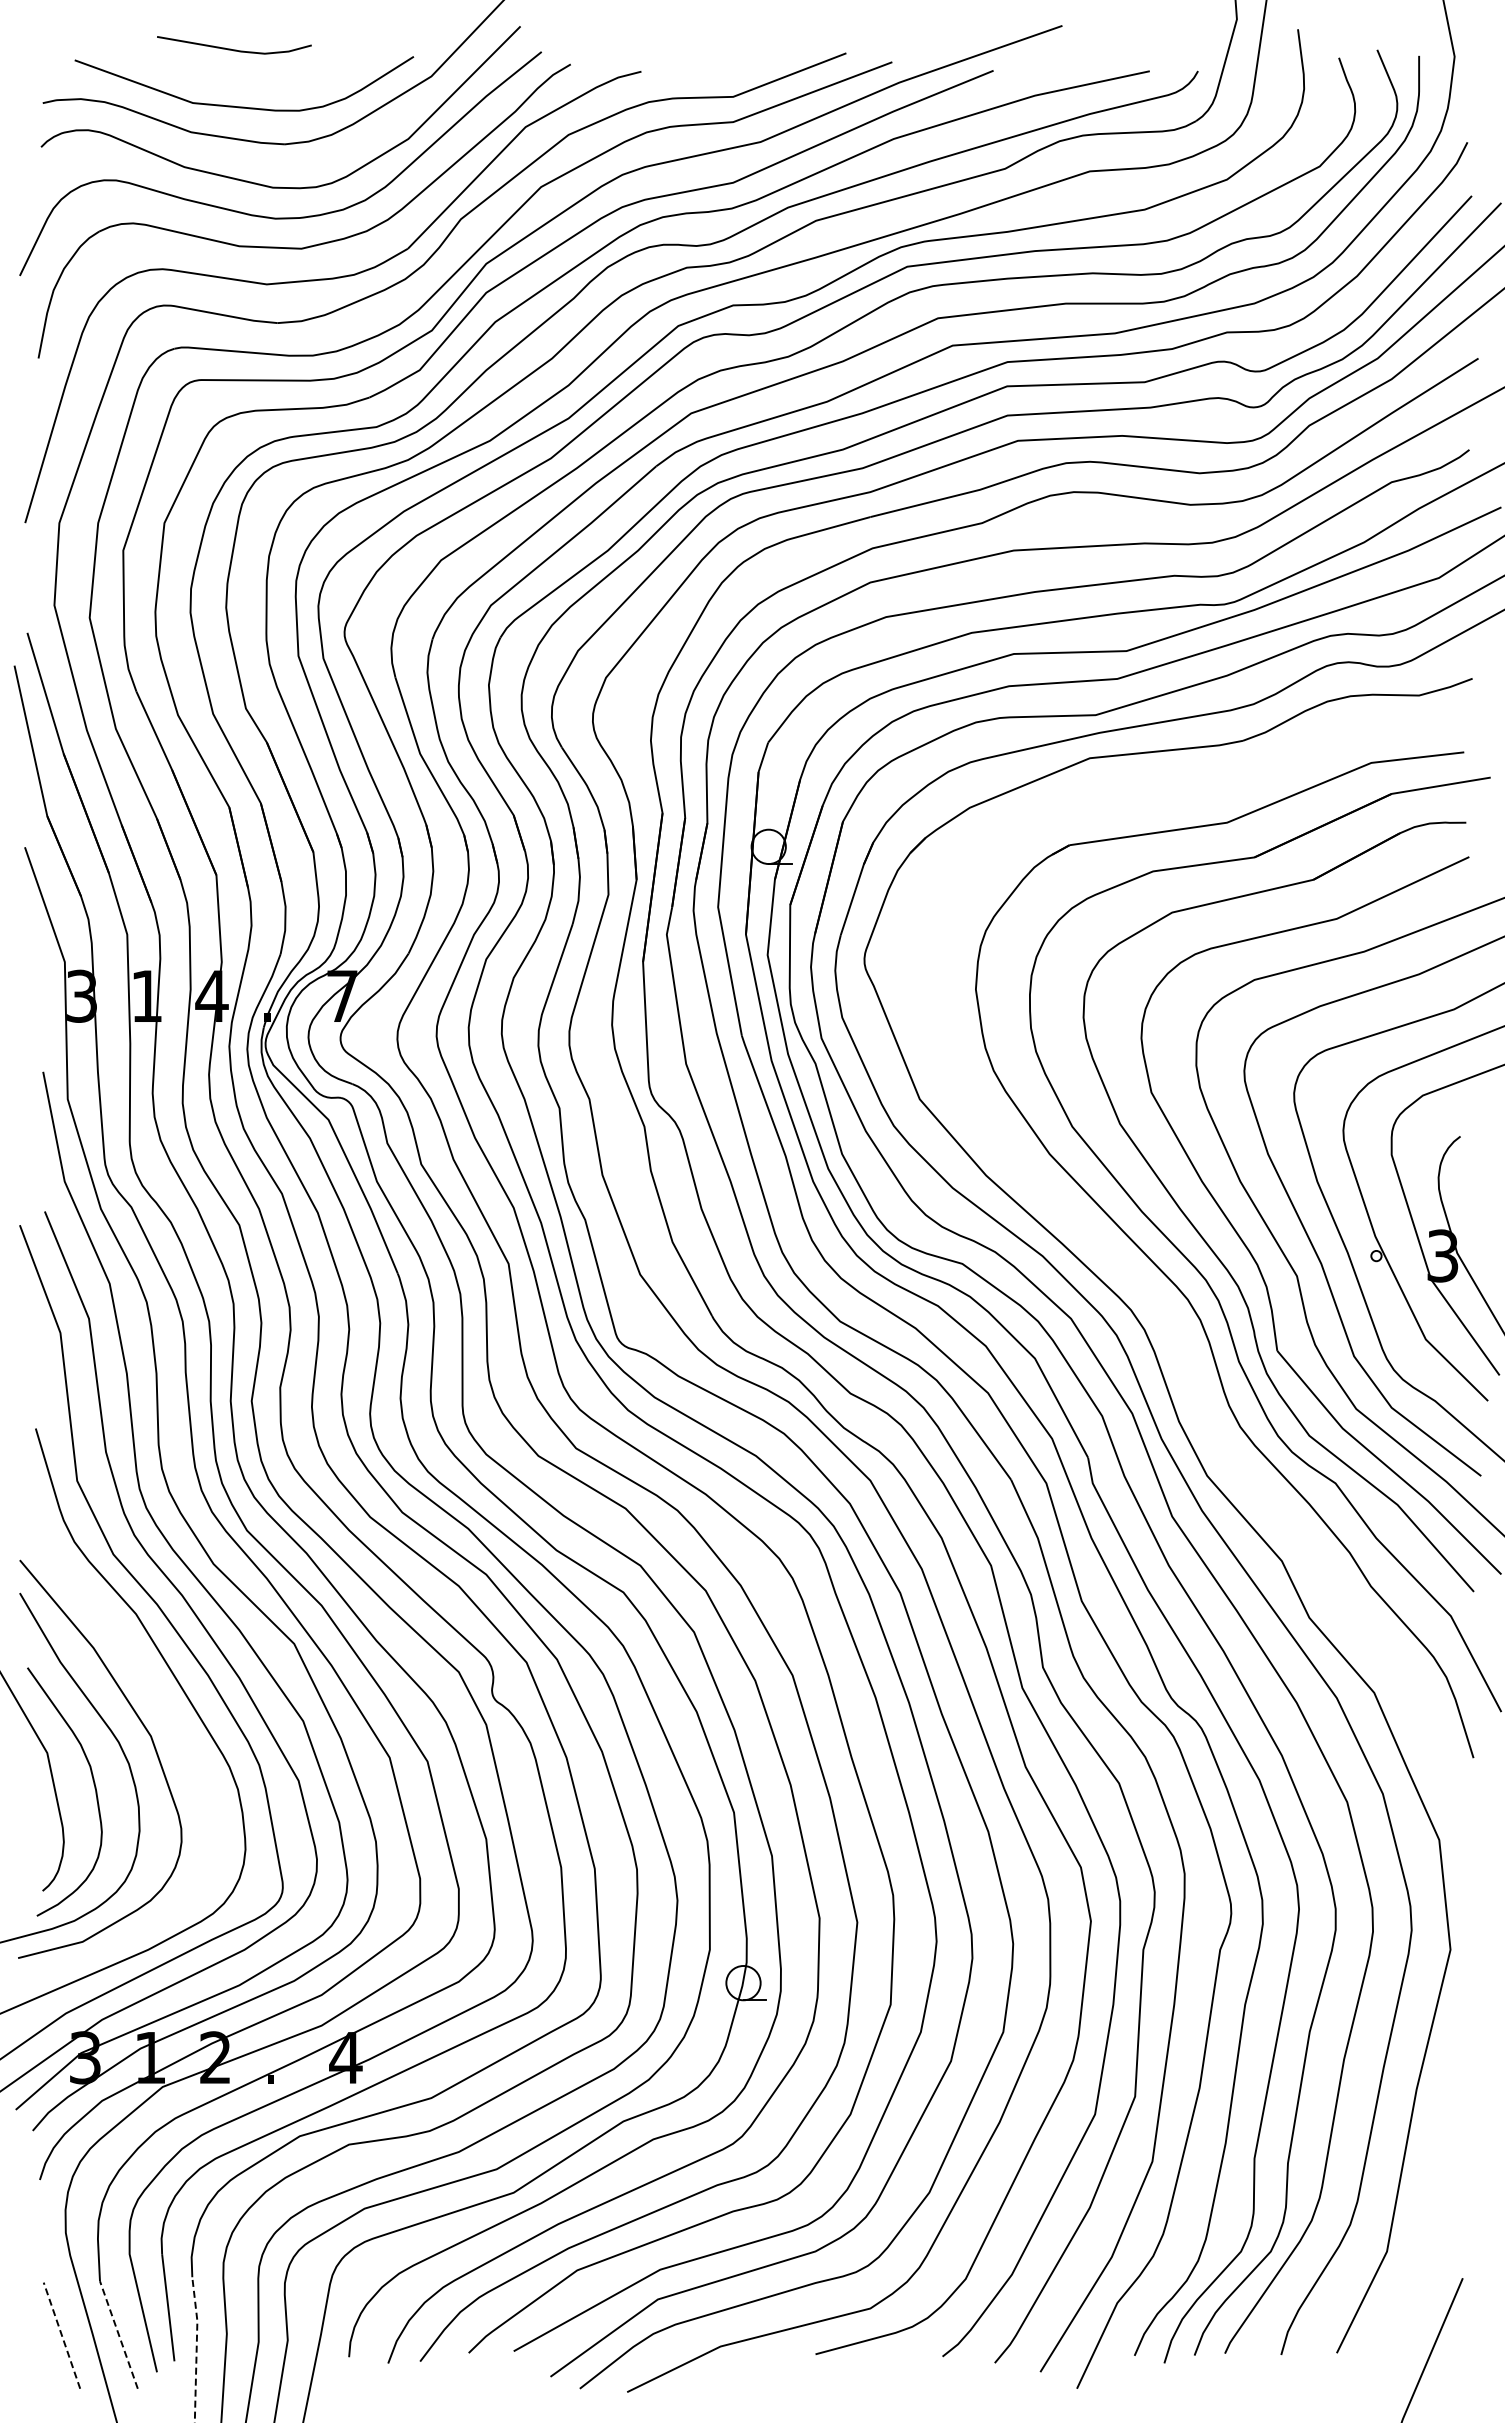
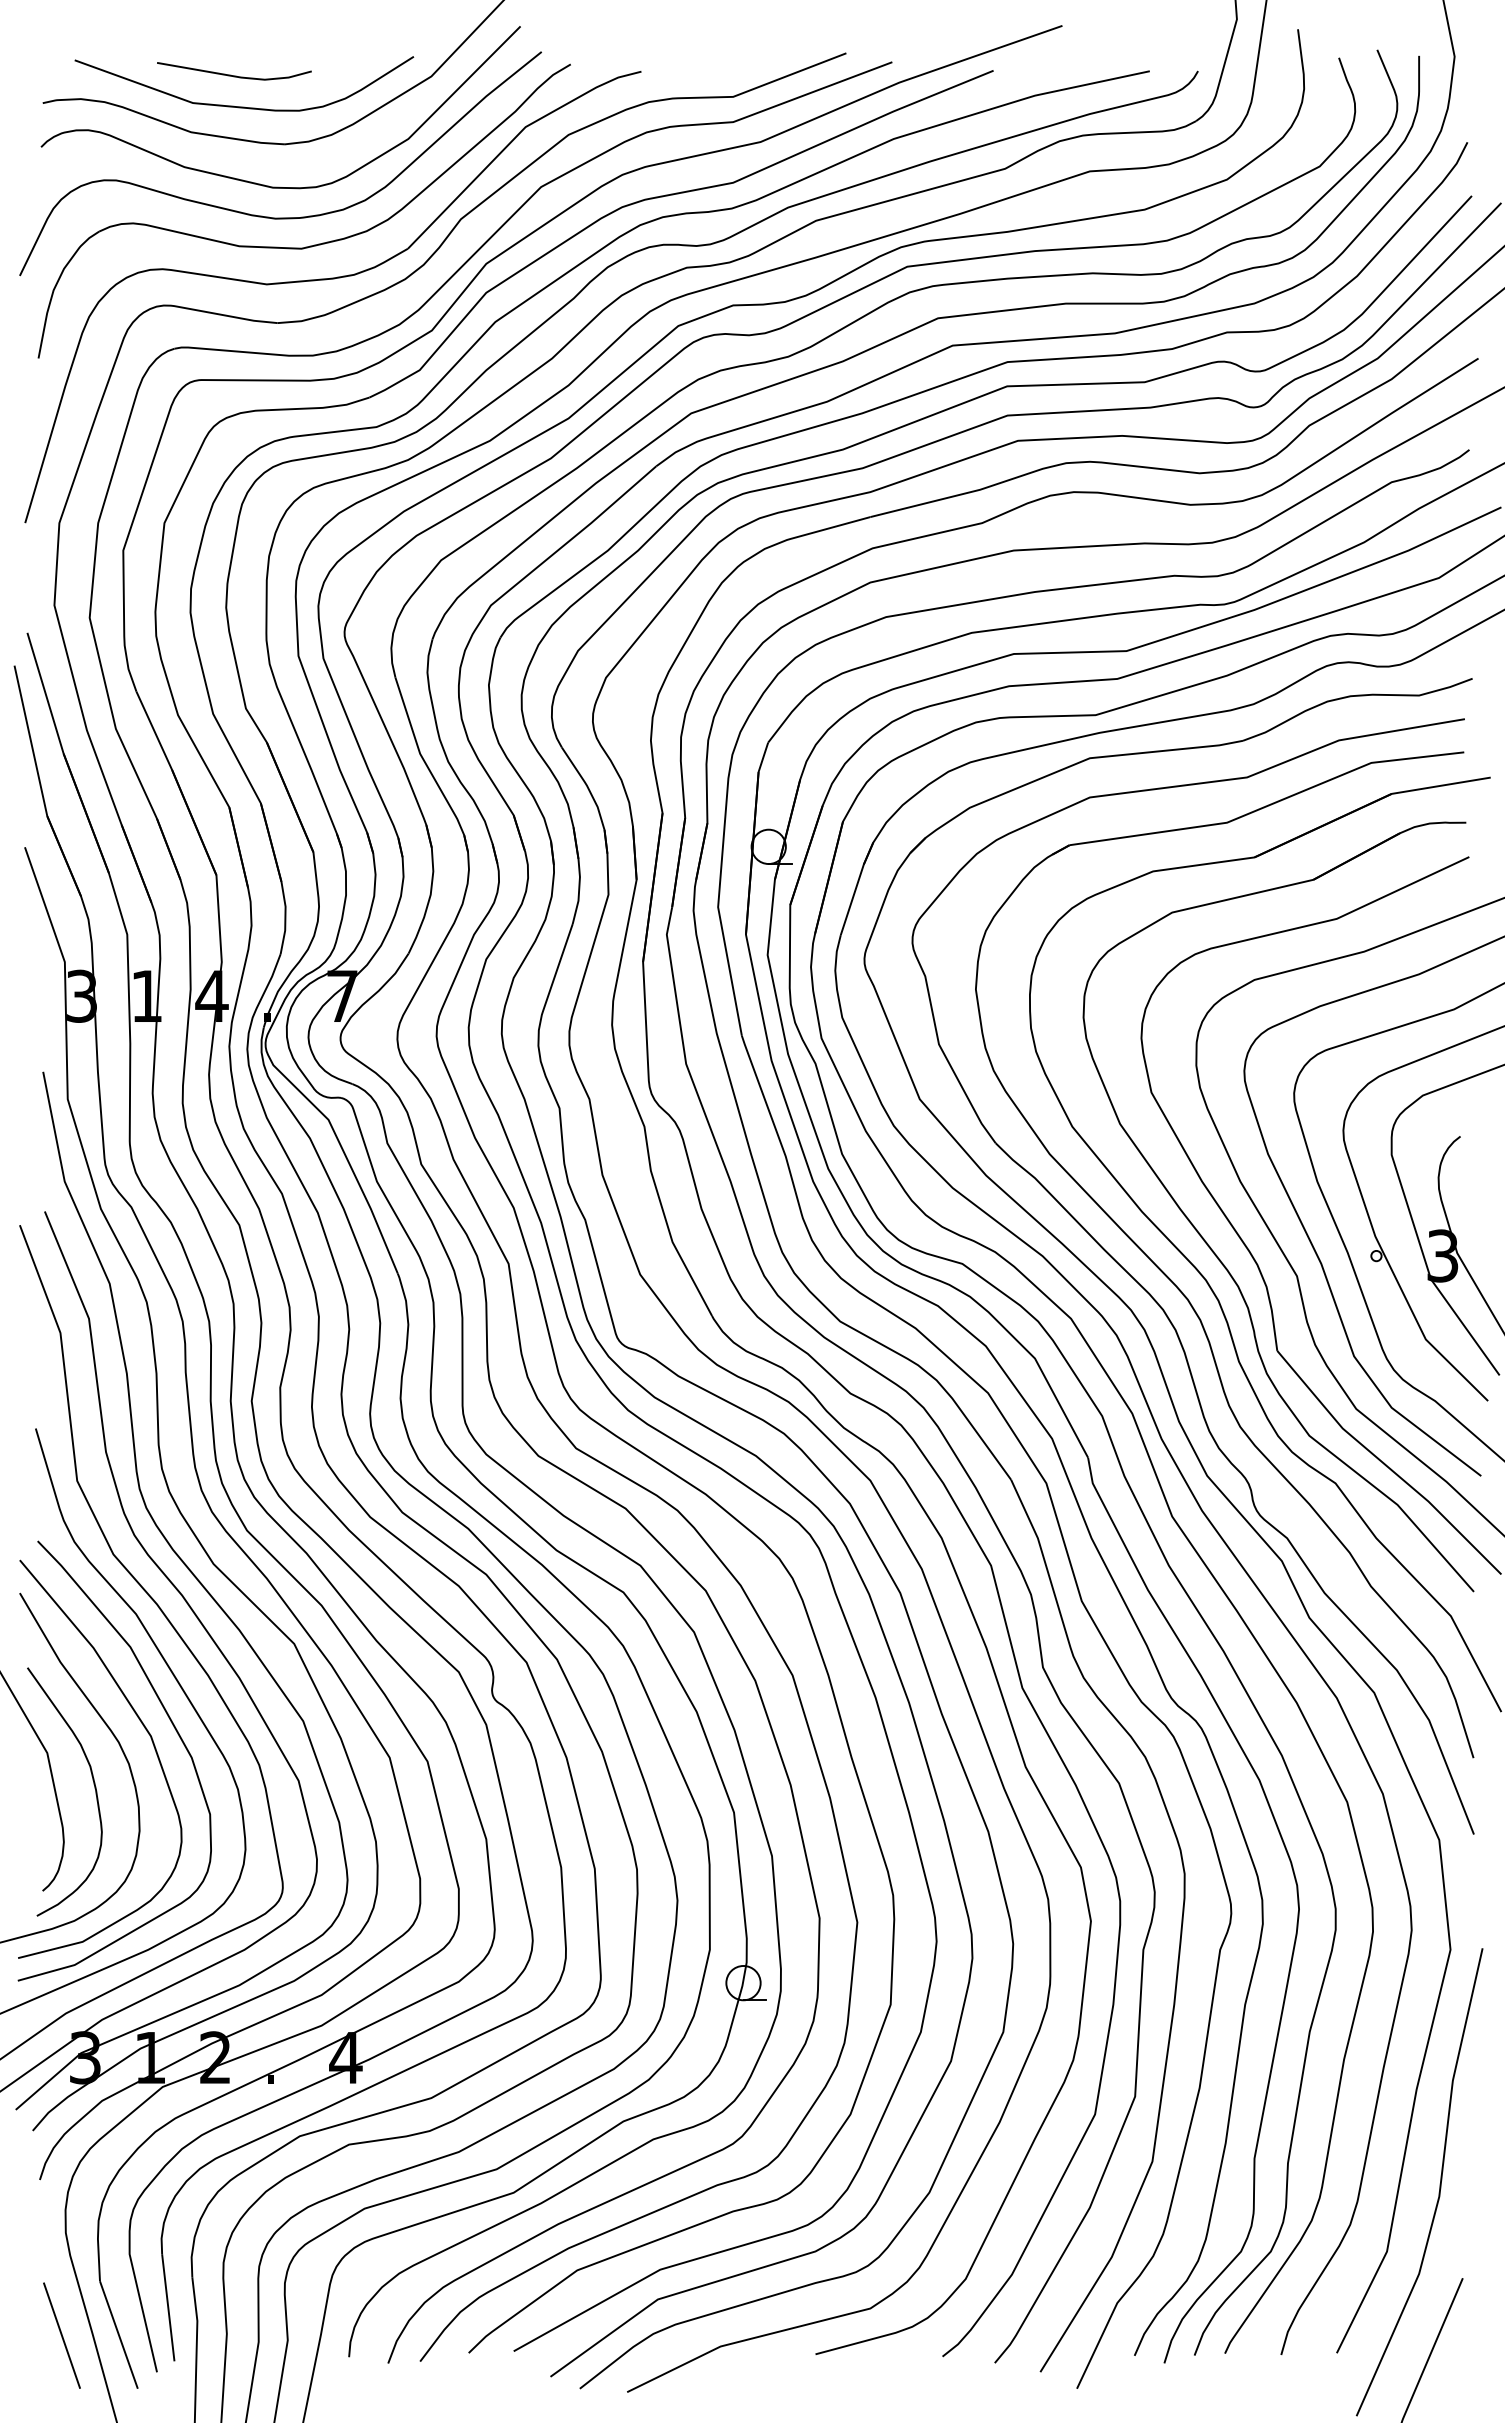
line position: (234, 49) -> (234, 75) (234, 75)
part: none -> present (1158, 1302)
curve: none -> present (173, 1727)
line: none -> present (1439, 2184)
line: dashed -> solid (118, 2334)
line: dashed -> solid (61, 2335)
line: dashed -> solid (196, 2348)
